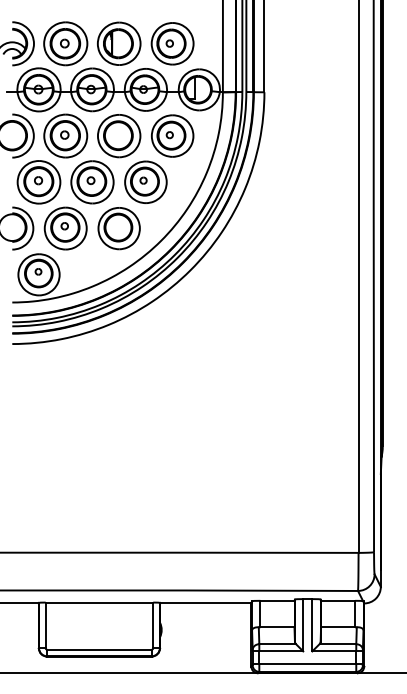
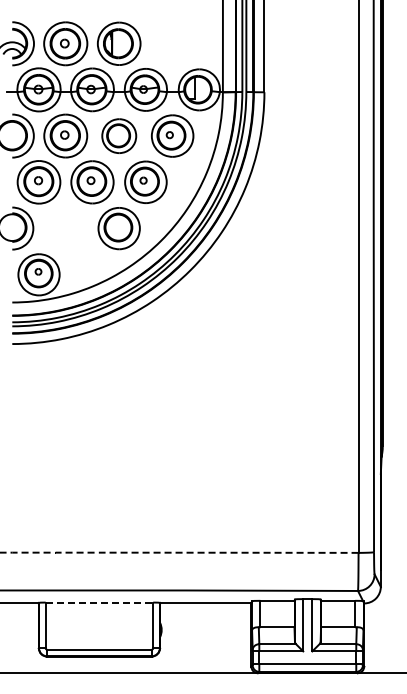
part: present -> none (172, 43)
part size: 45x45 px -> 37x36 px (119, 135)
part: present -> none (65, 228)
arc: solid -> dashed (179, 552)
line: solid -> dashed (99, 602)
